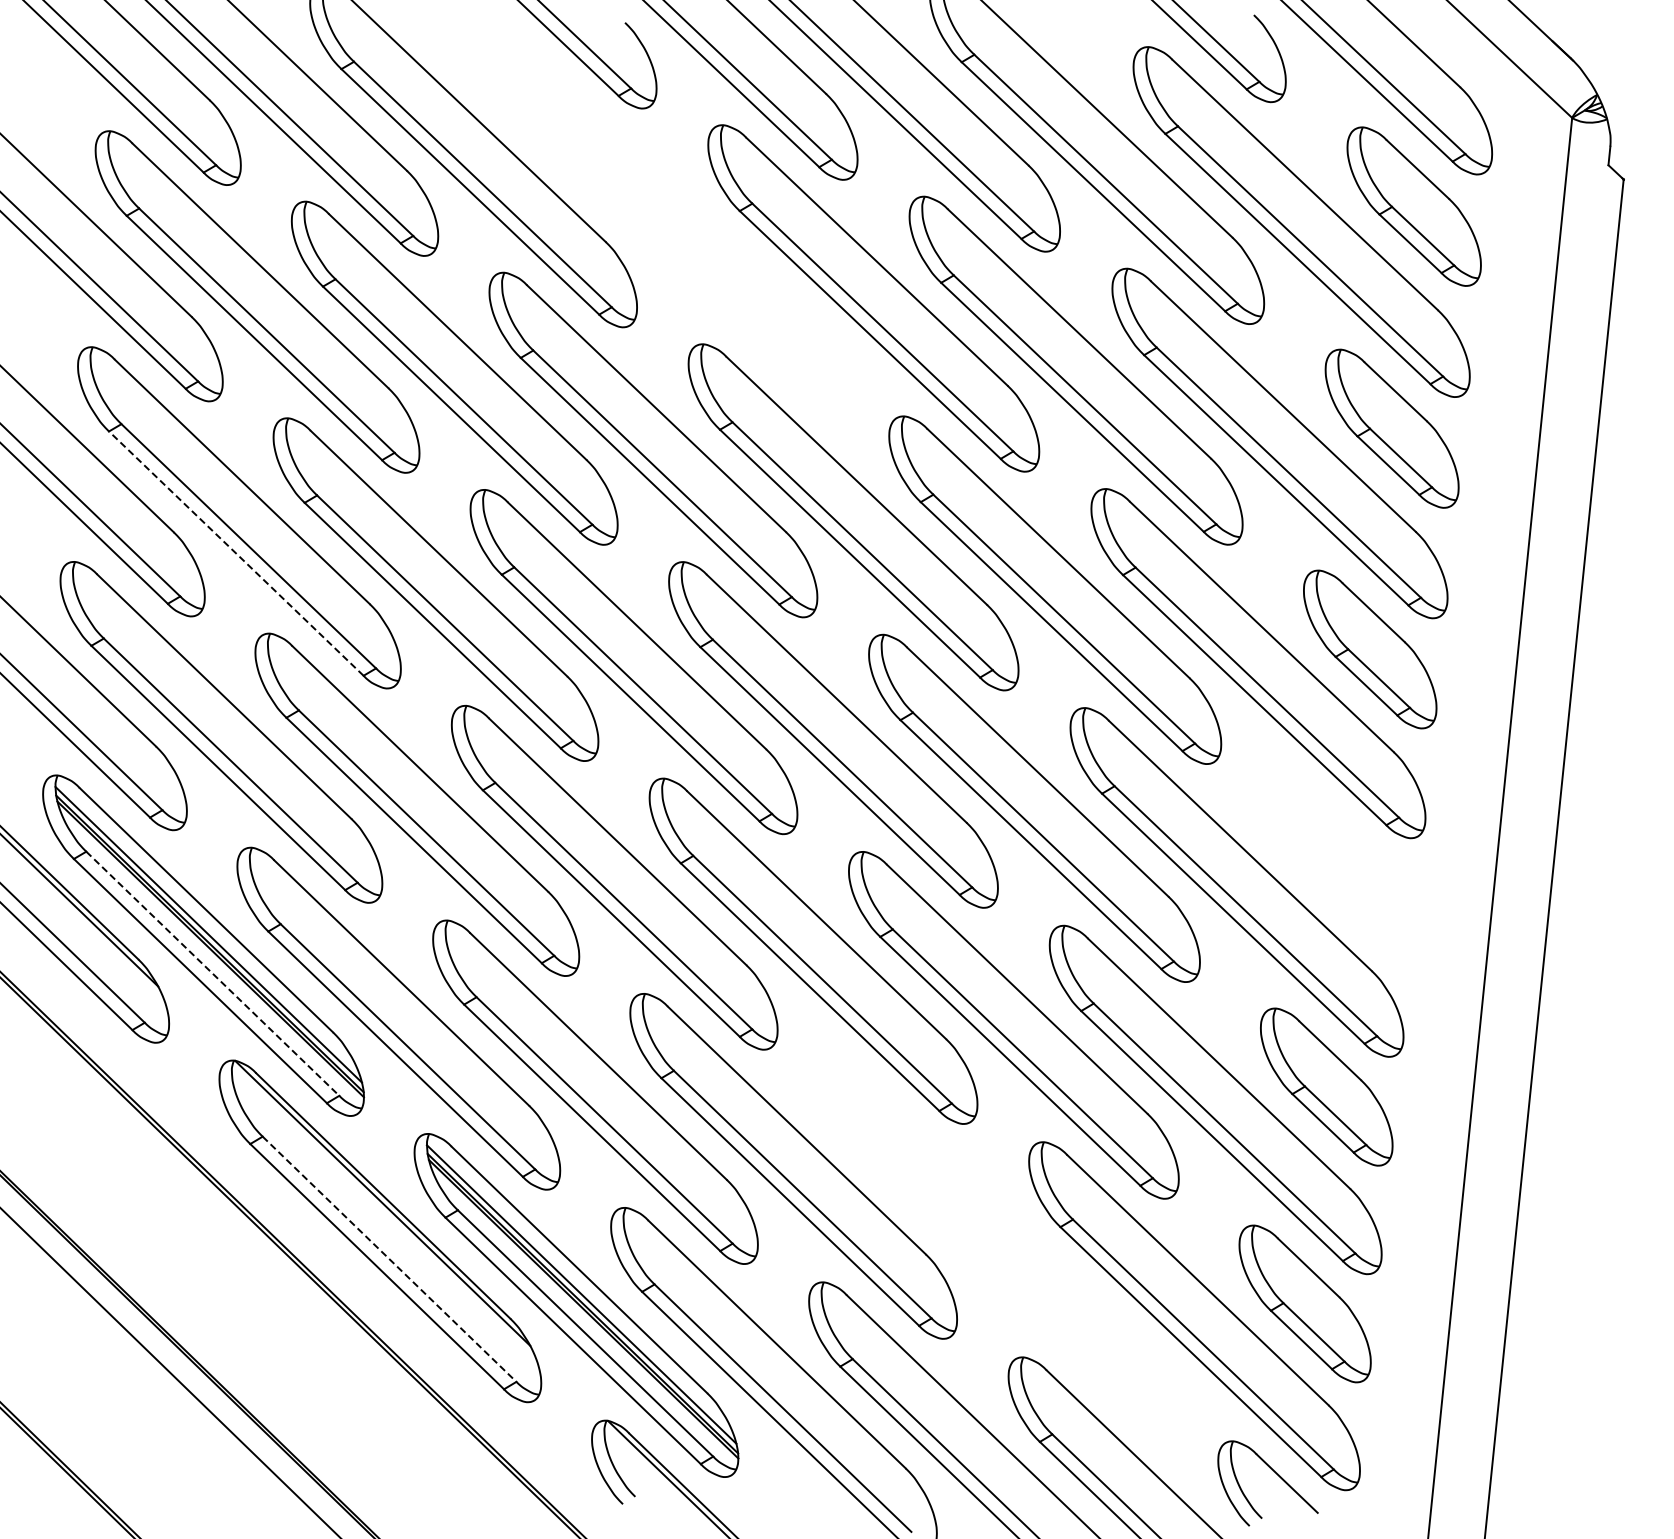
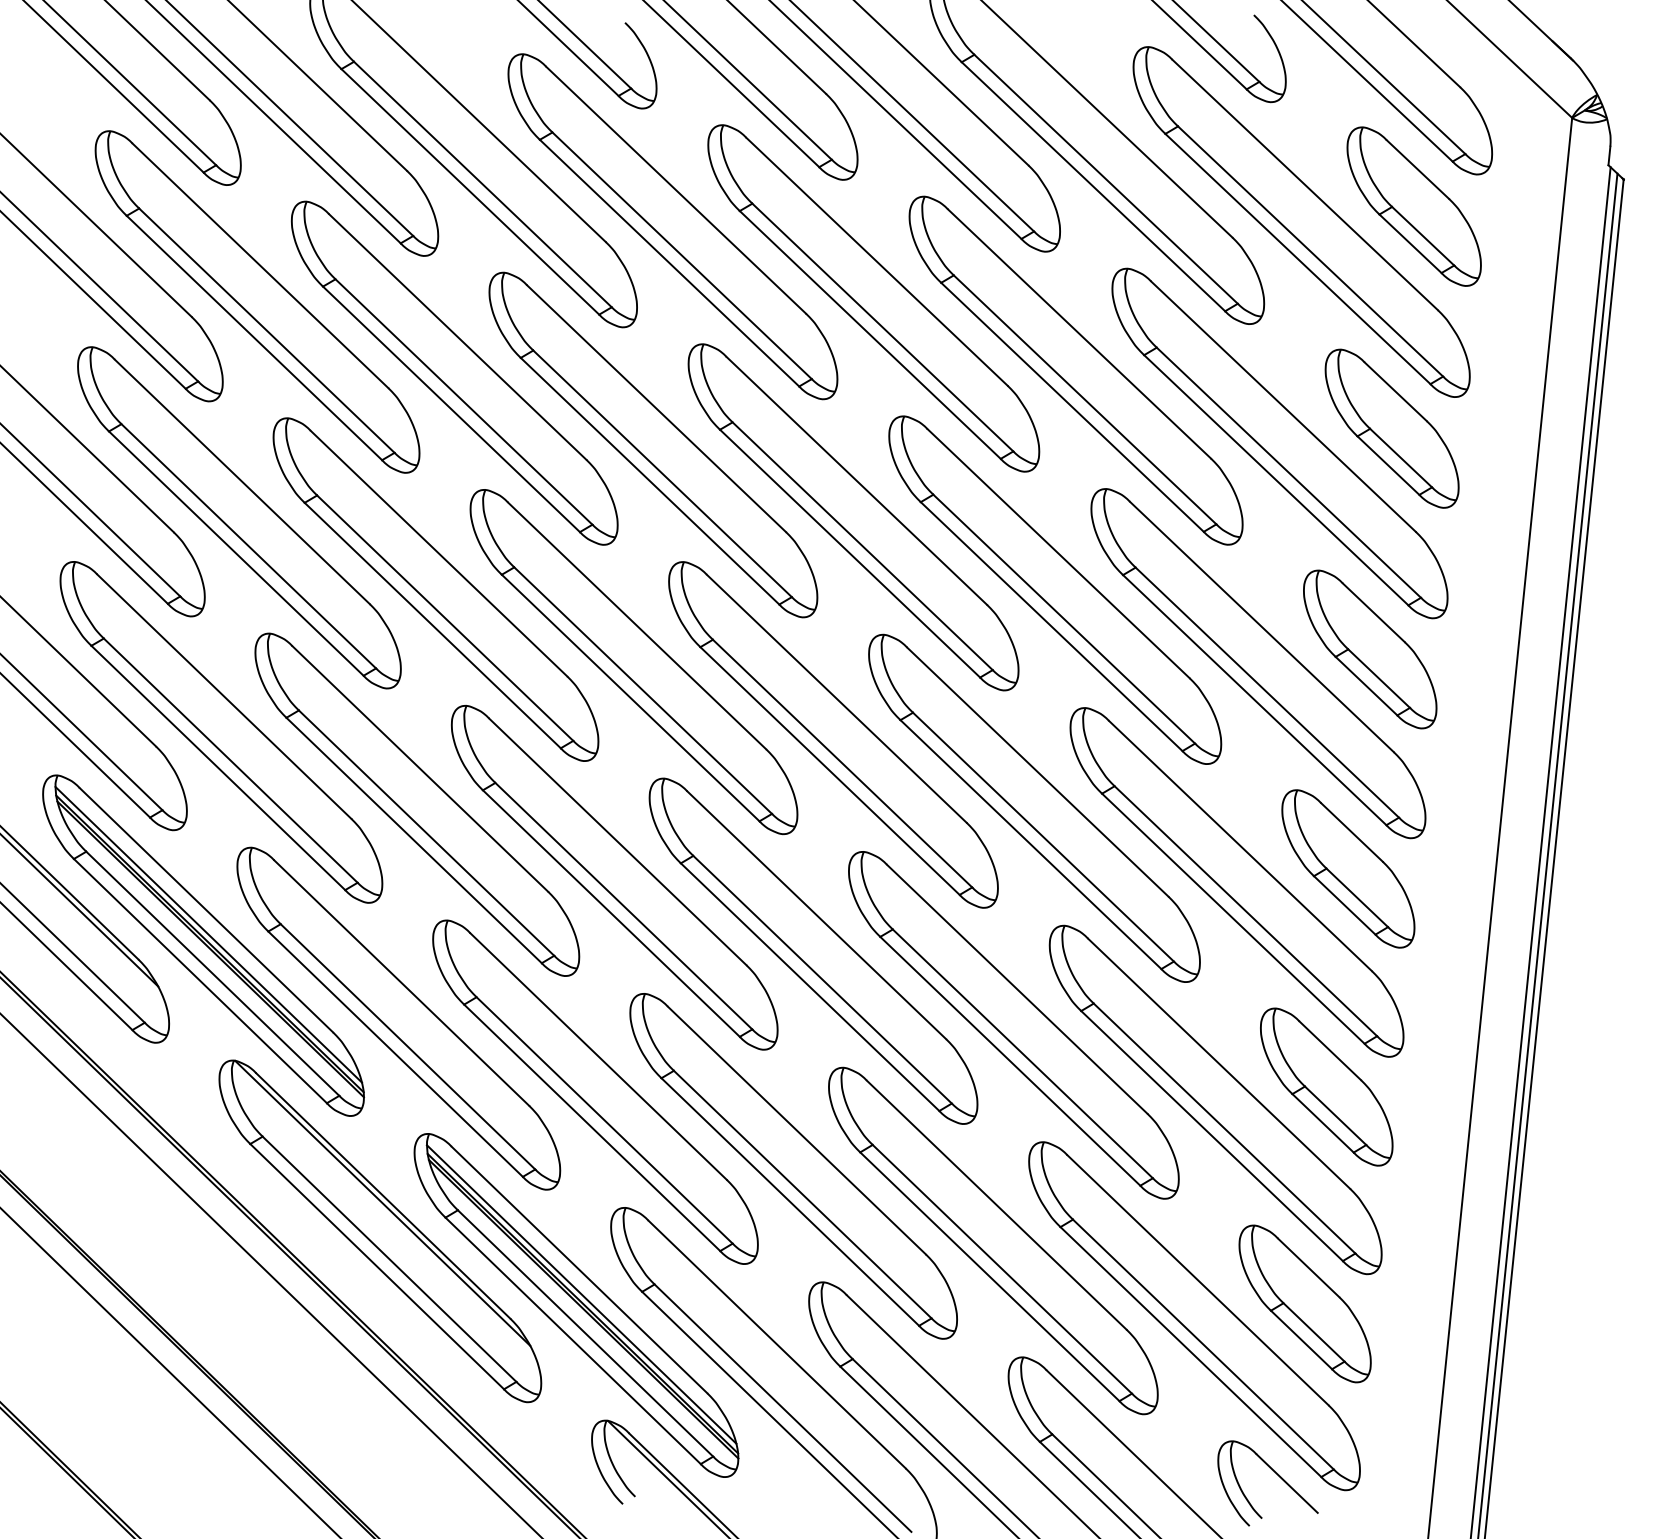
part: none -> present (672, 226)
line: dashed -> solid (235, 553)
line: none -> present (1540, 851)
line: none -> present (1547, 854)
part: none -> present (1348, 868)
line: dashed -> solid (212, 973)
part: none -> present (993, 1240)
line: dashed -> solid (389, 1259)
line: none -> present (270, 1275)
